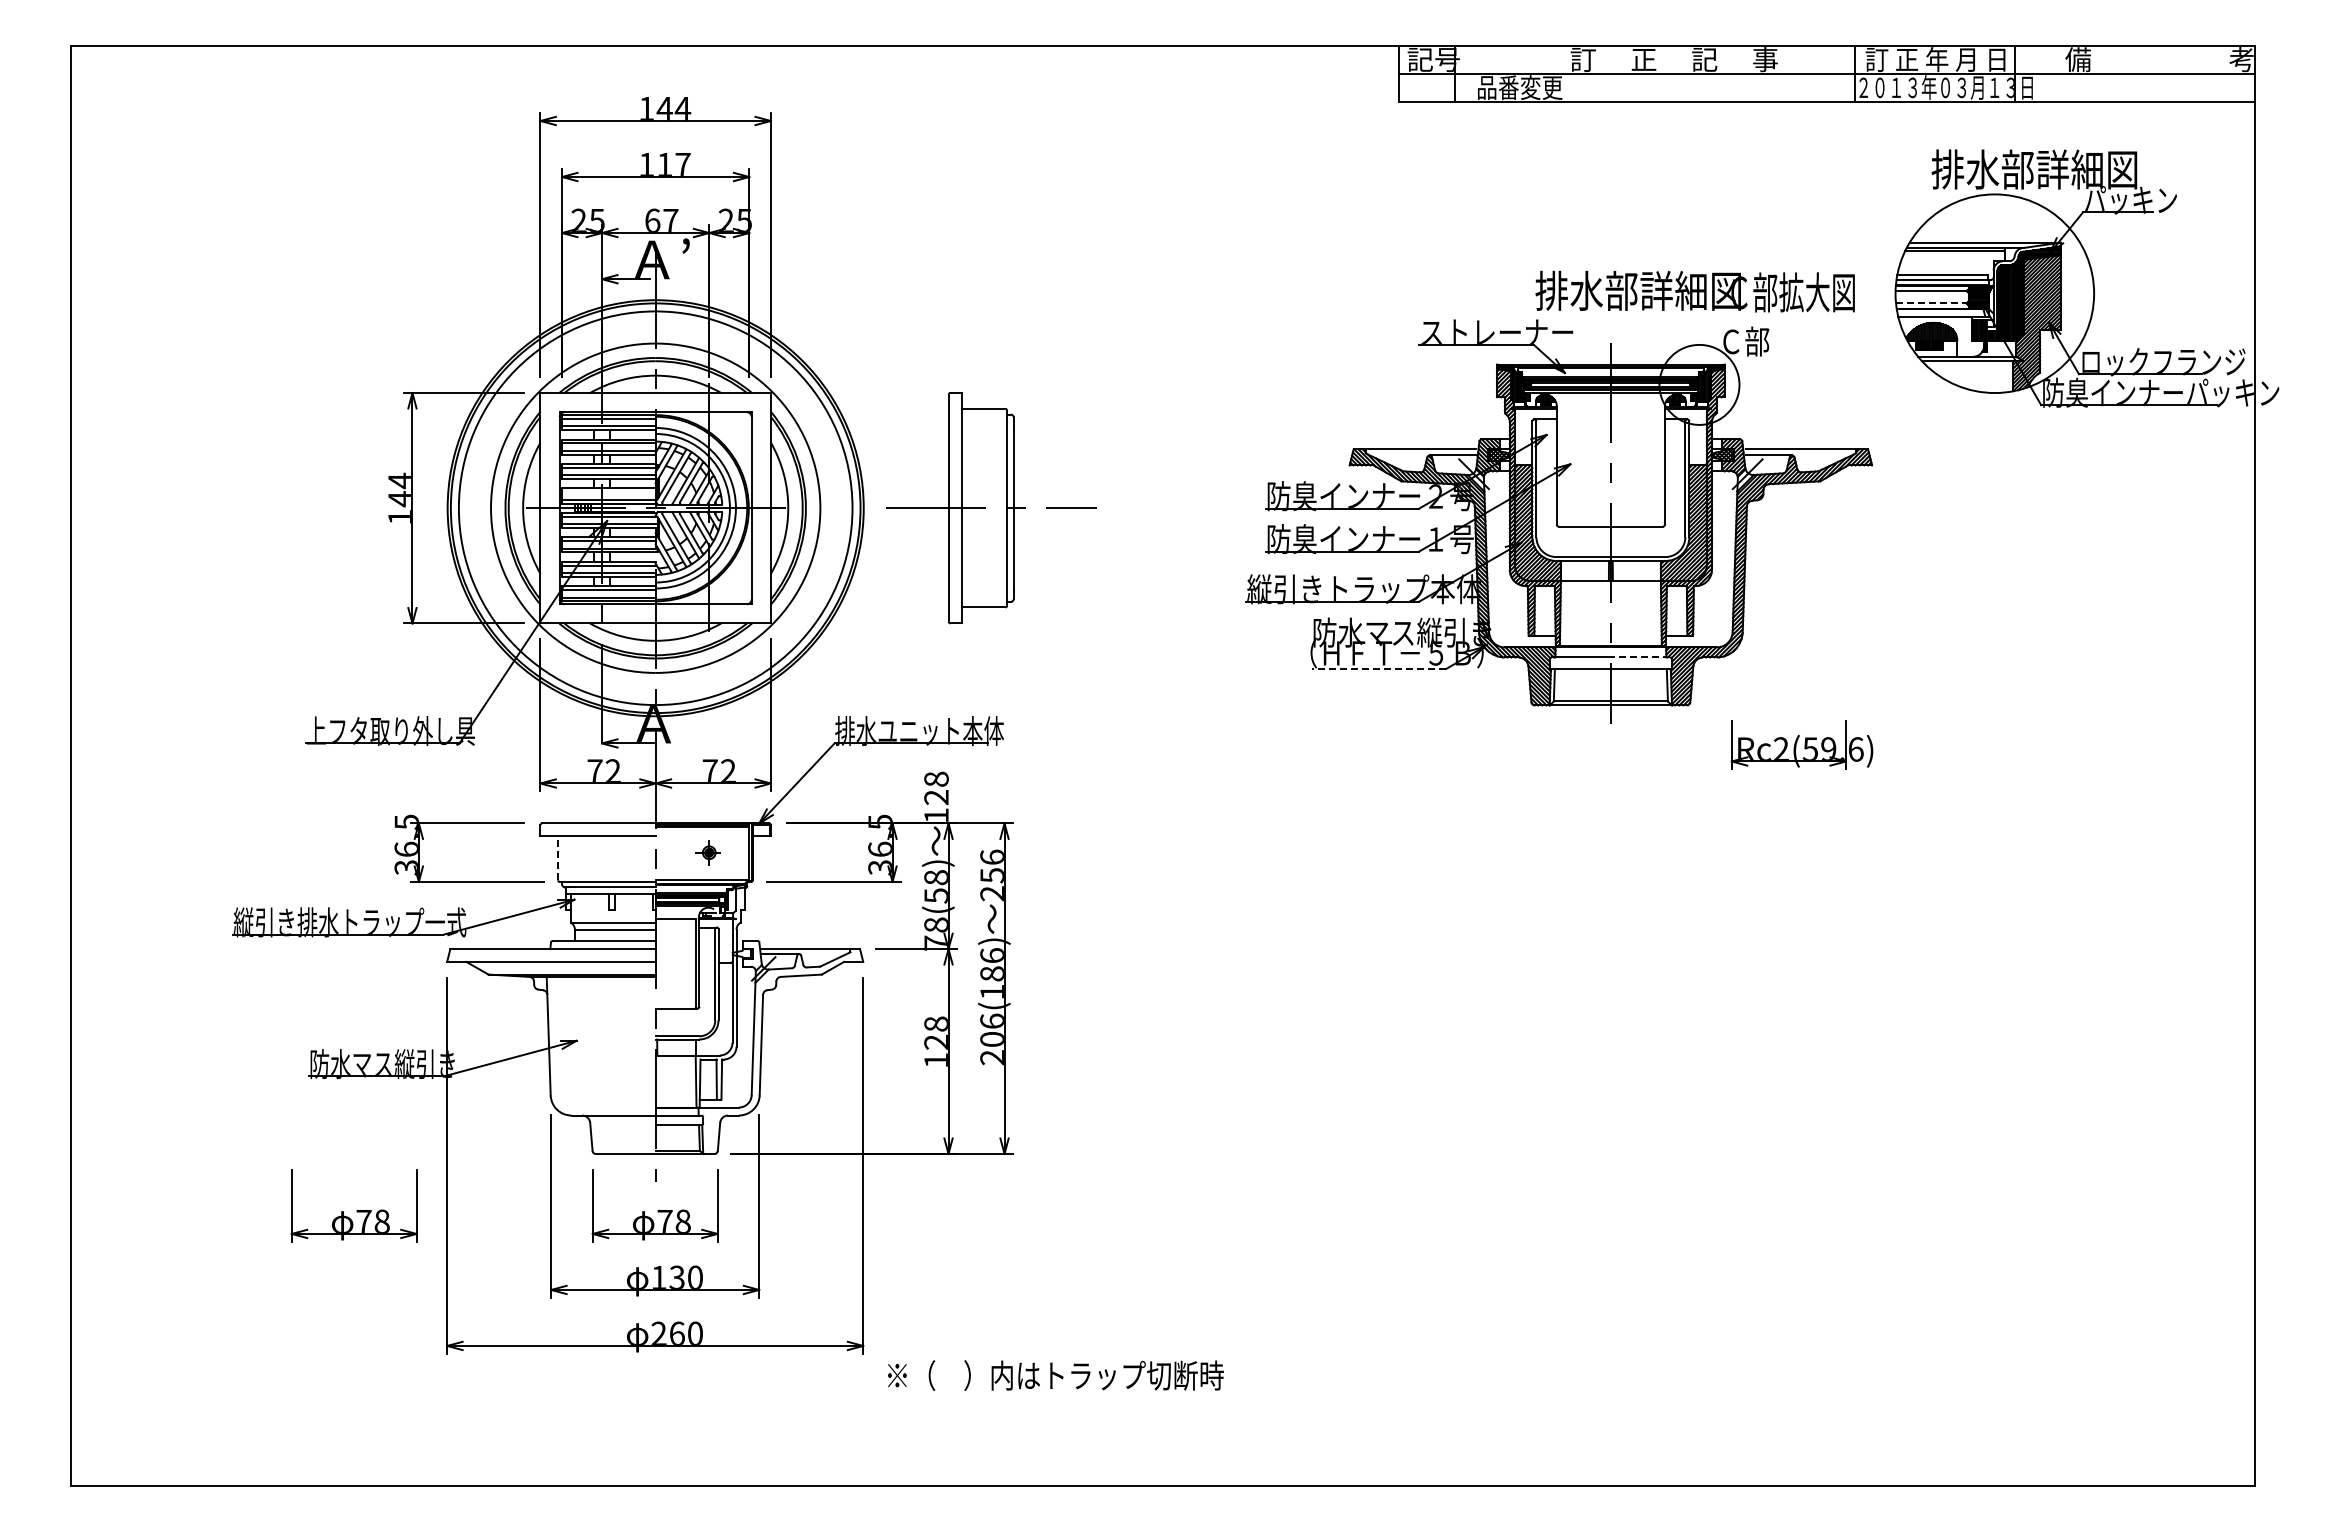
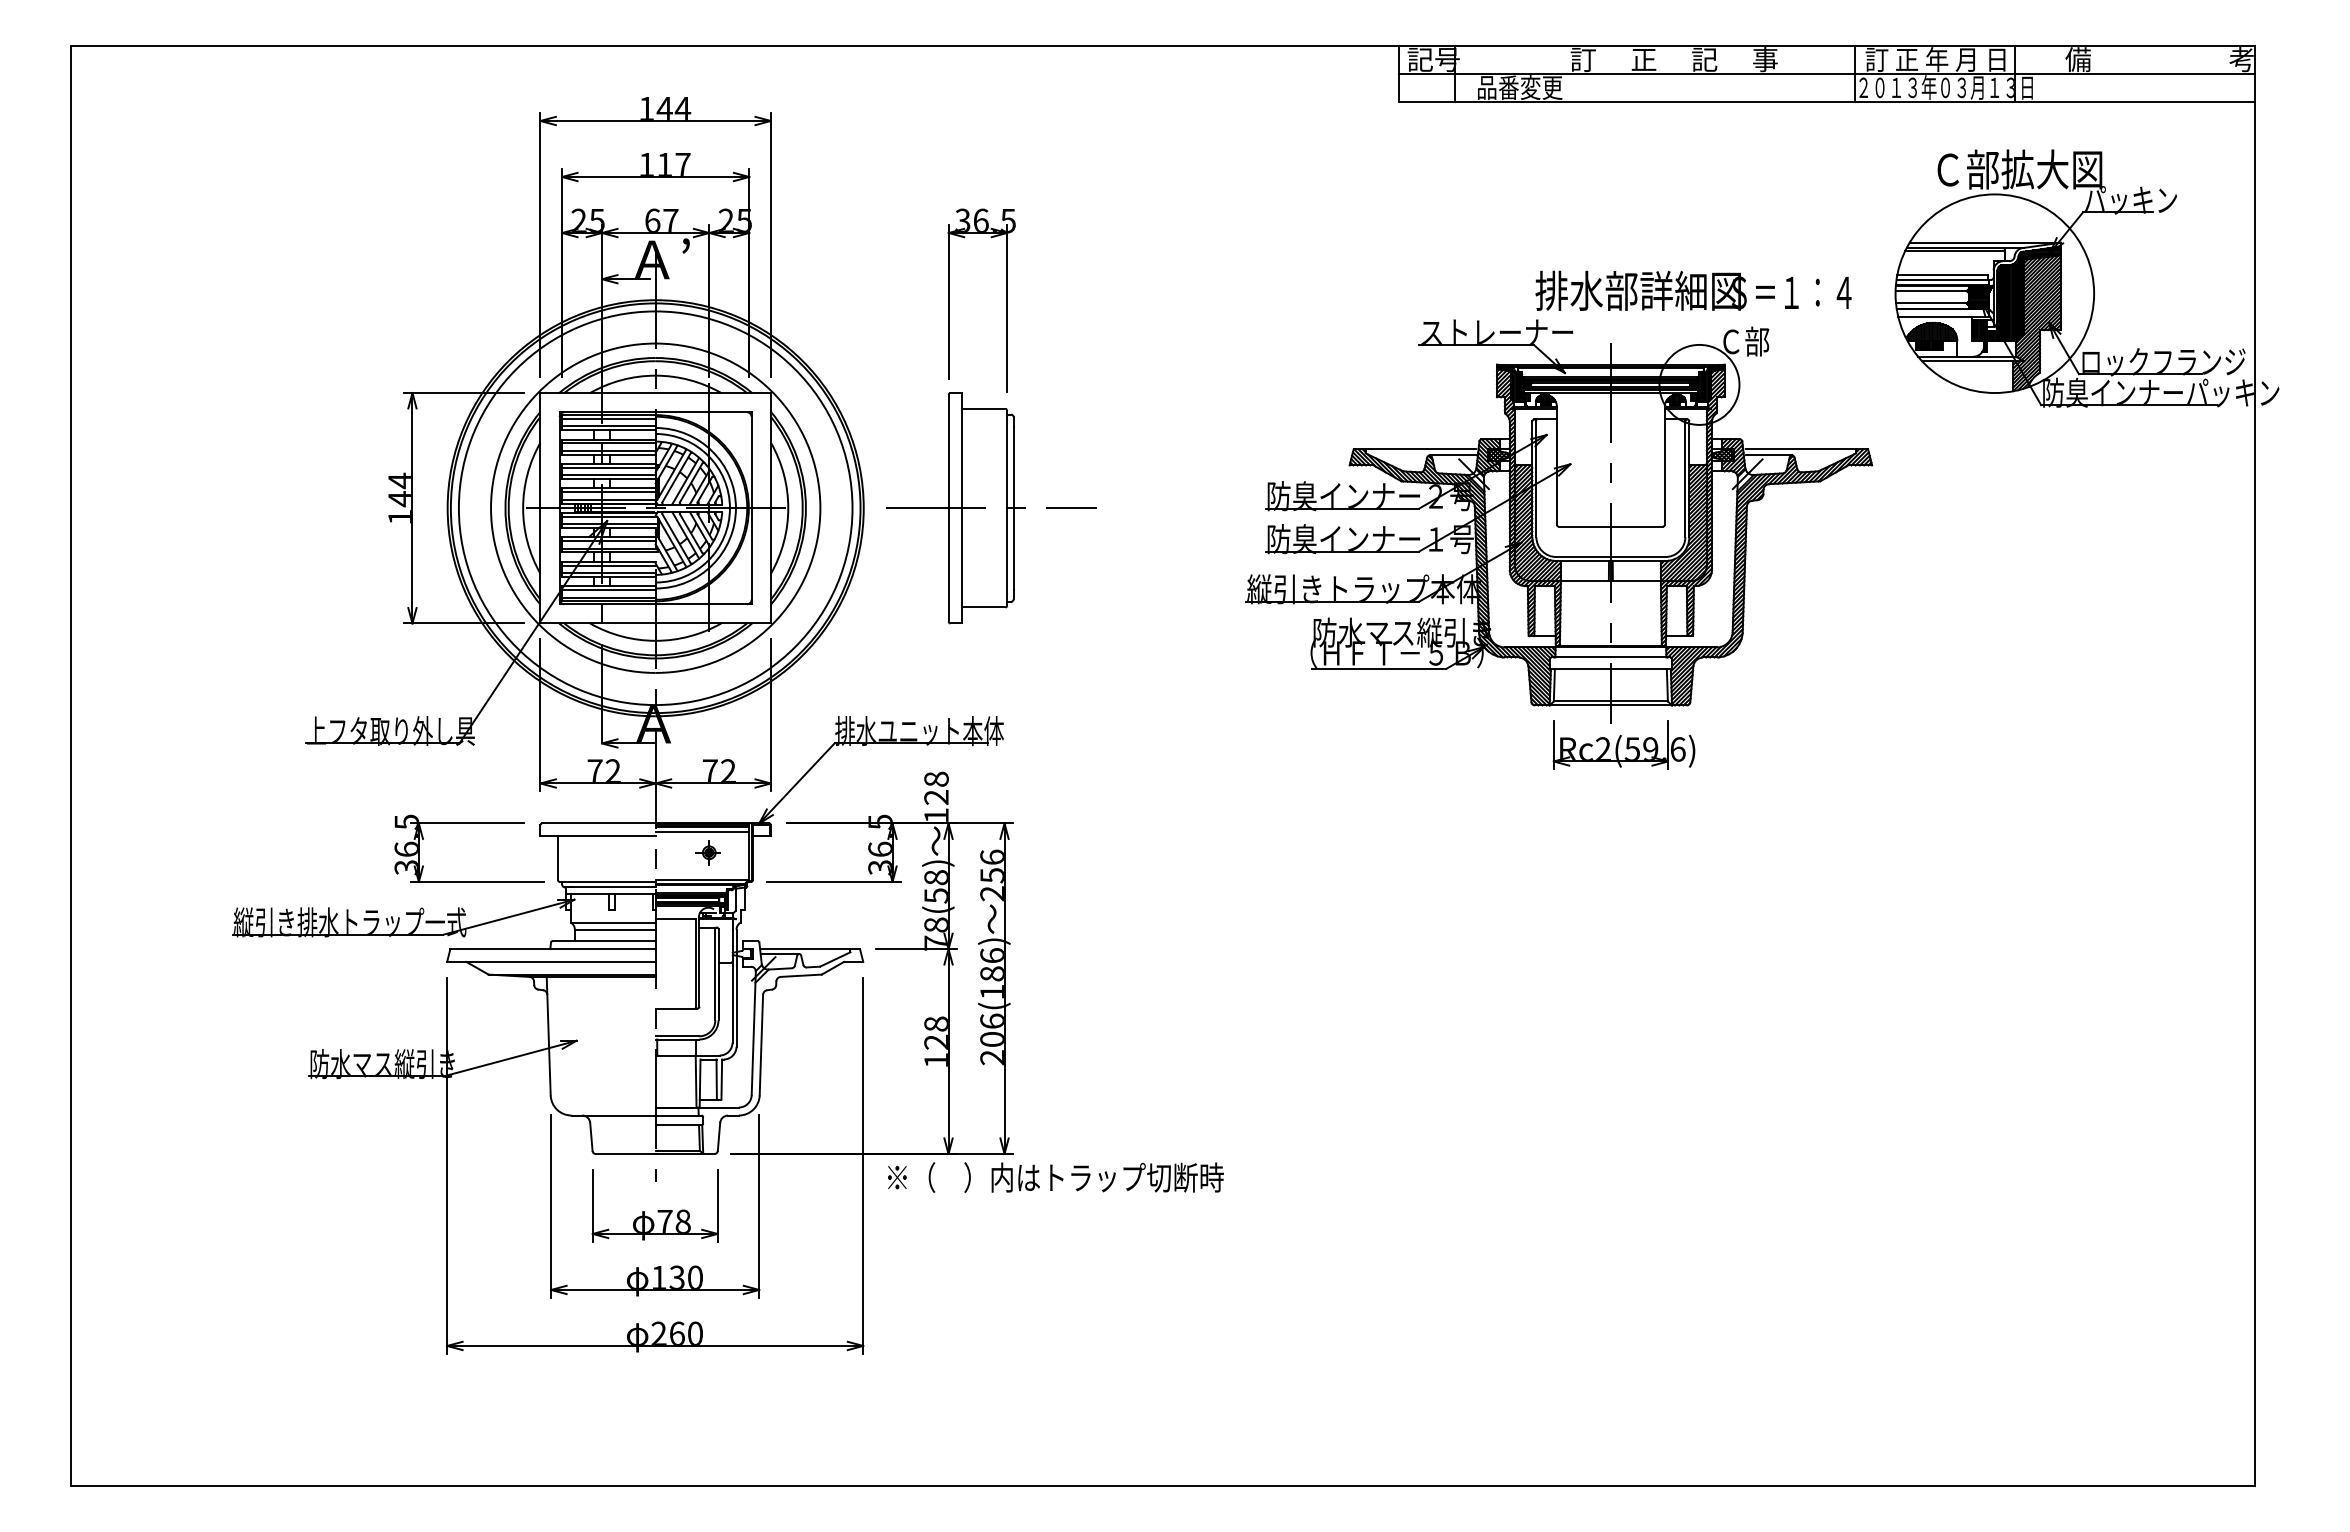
text: 排水部詳細図 -> Ｃ部拡大図 (2034, 169)
text: Ｃ部拡大図 -> Ｓ＝１：４ (1792, 292)
part: none -> present (1006, 300)
line: dashed -> solid (1931, 303)
line: none -> present (608, 492)
line: dashed -> solid (1640, 657)
line: dashed -> solid (1378, 669)
part position: (1801, 744) -> (1623, 744) (1623, 744)
line: none -> present (702, 832)
line: dashed -> solid (558, 857)
part: present -> none (353, 1205)
text position: (1055, 1375) -> (1055, 1177) (1055, 1177)
